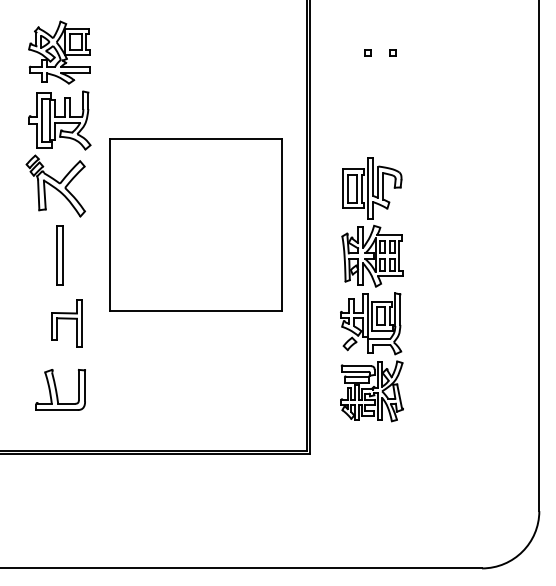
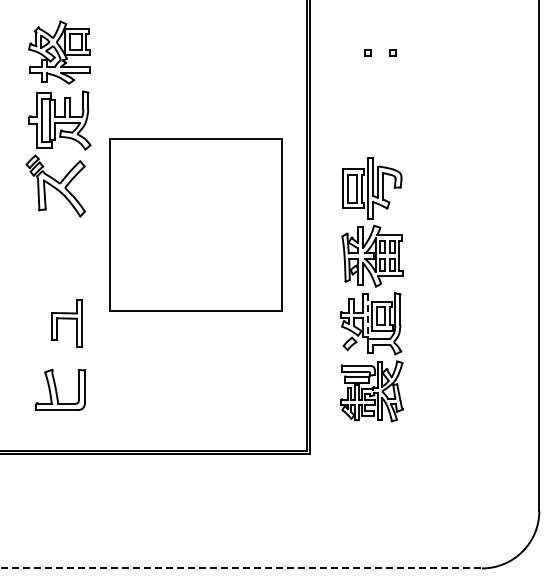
part: present -> none (59, 255)
line: solid -> dashed (367, 315)
line: solid -> dashed (241, 568)
